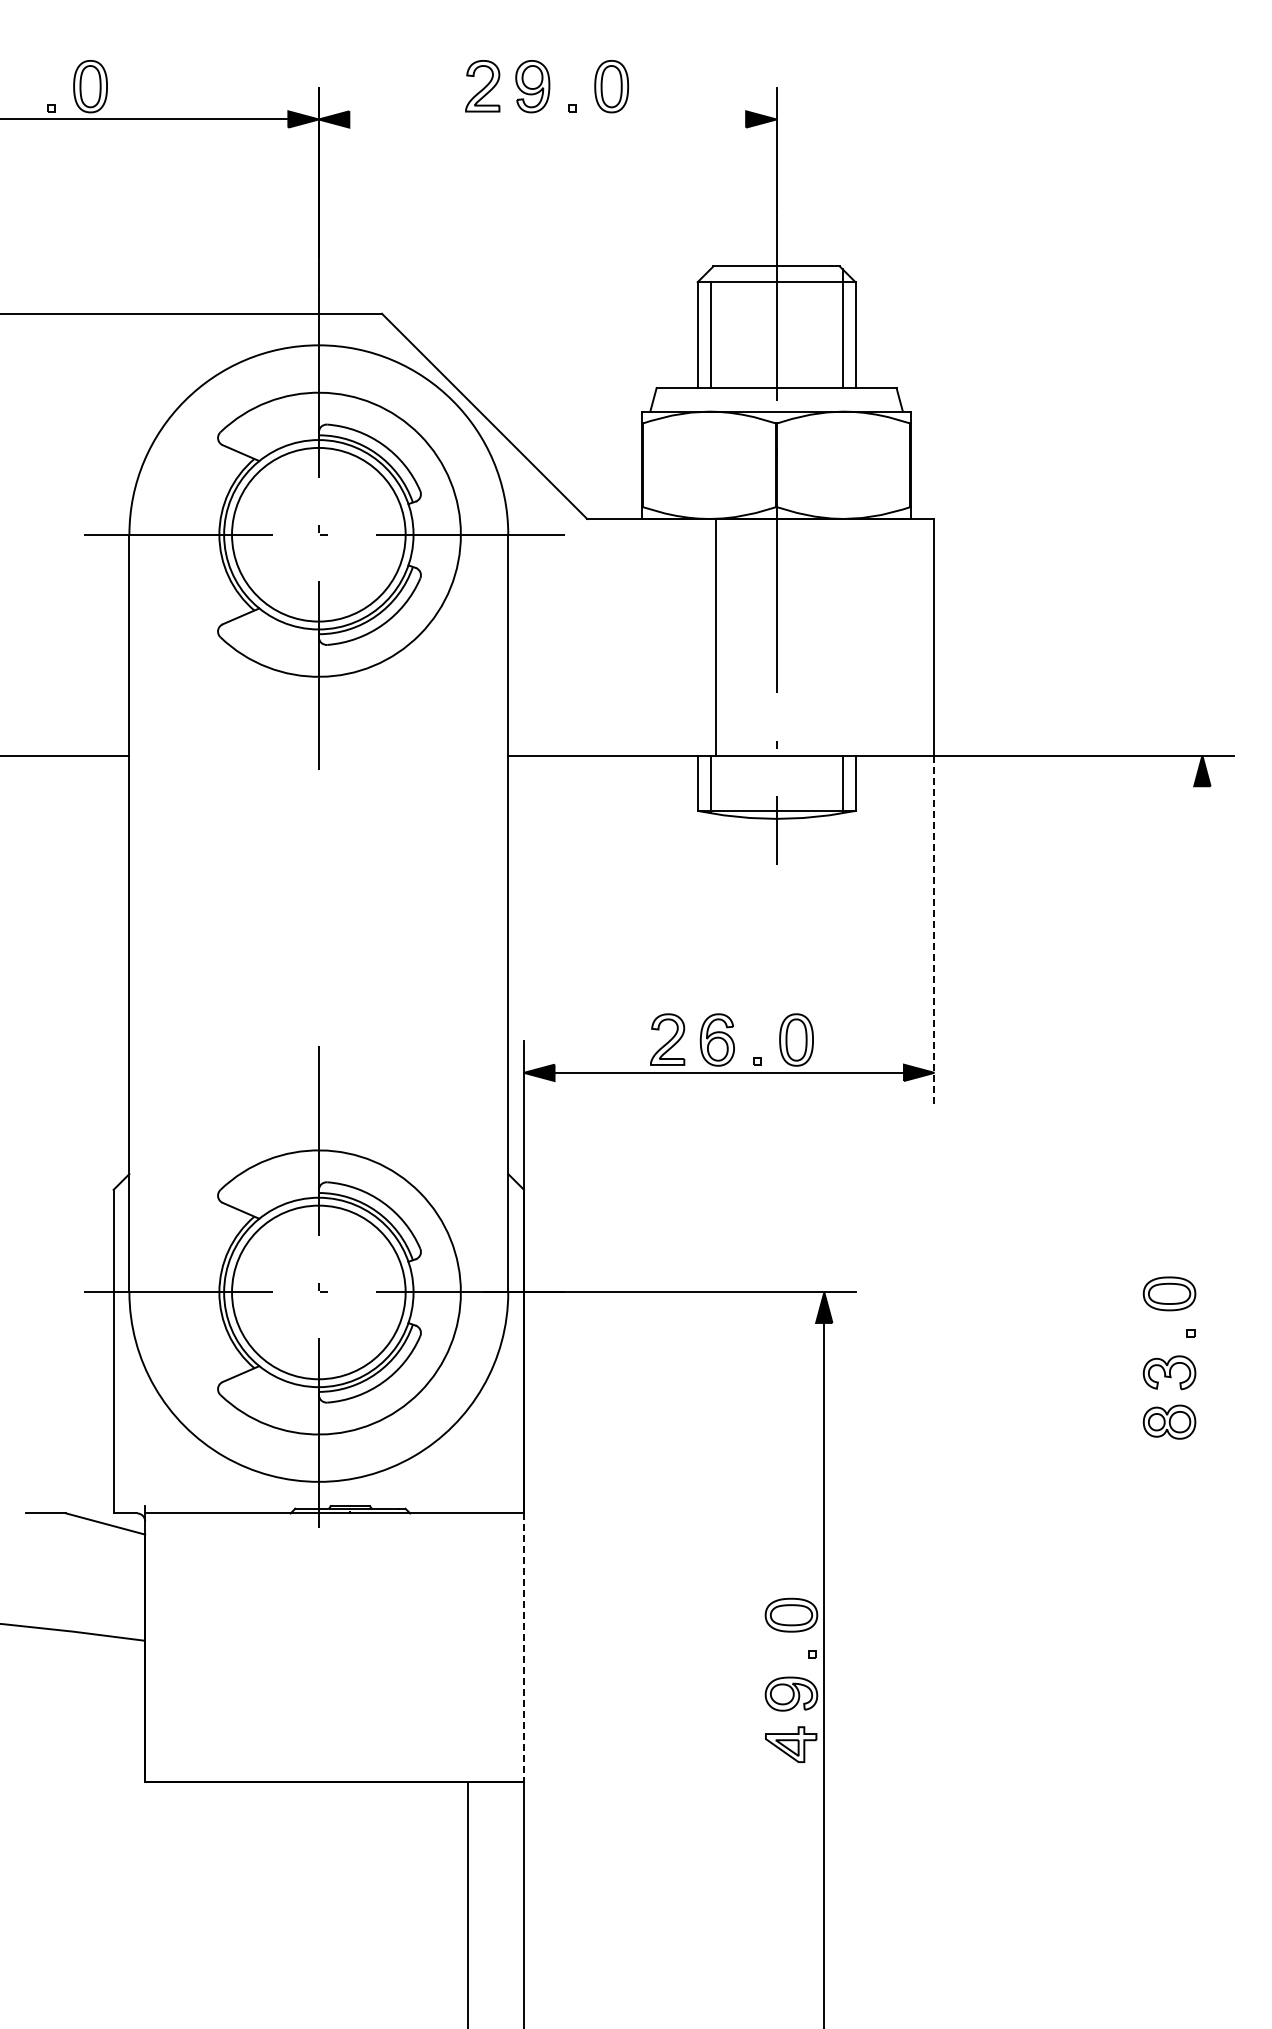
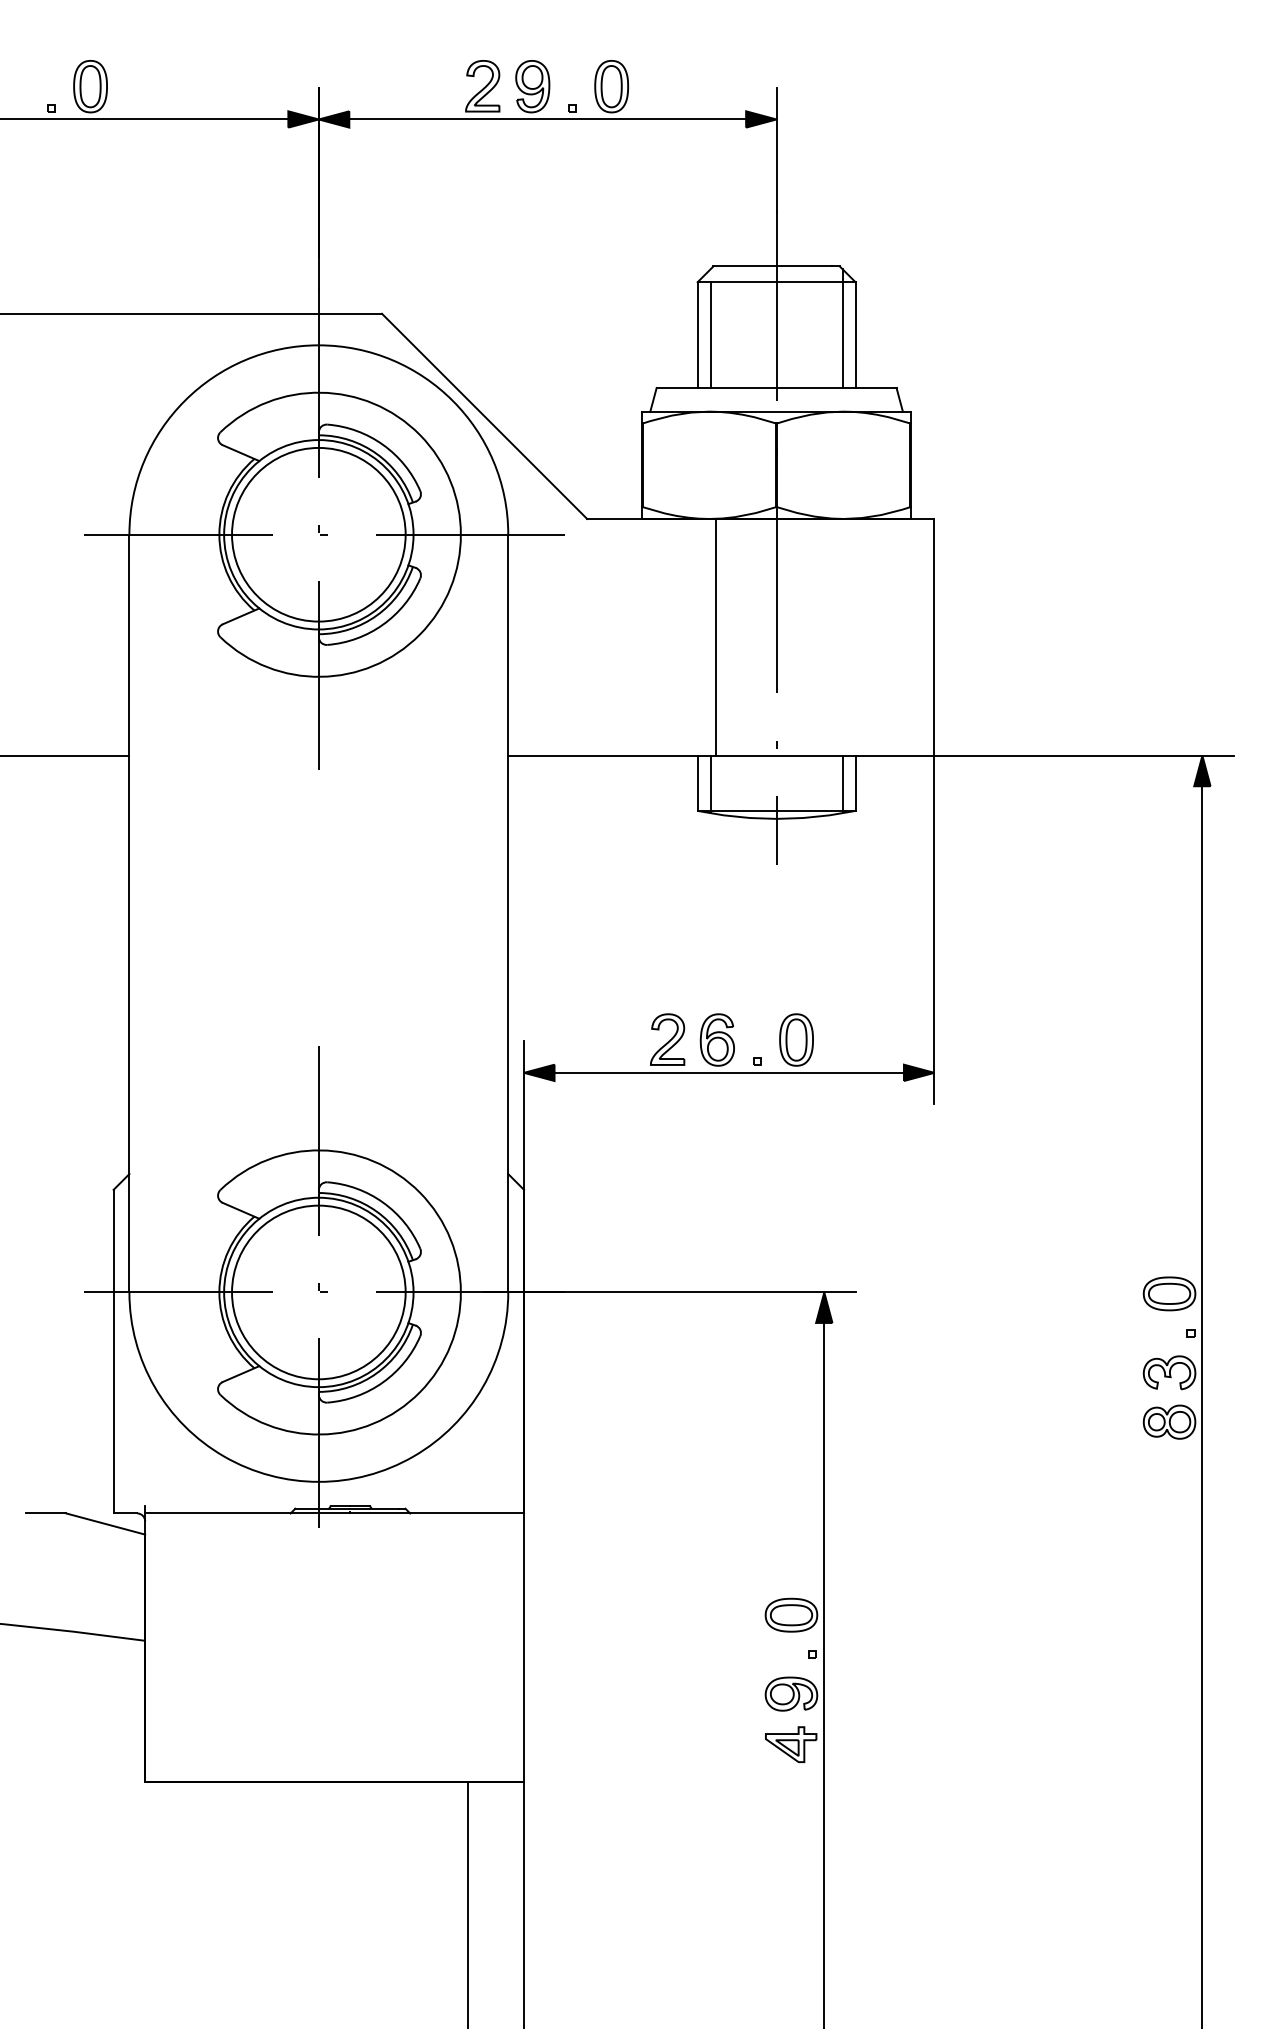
line: none -> present (547, 119)
line: dashed -> solid (934, 930)
line: none -> present (1202, 1405)
line: dashed -> solid (524, 1648)
